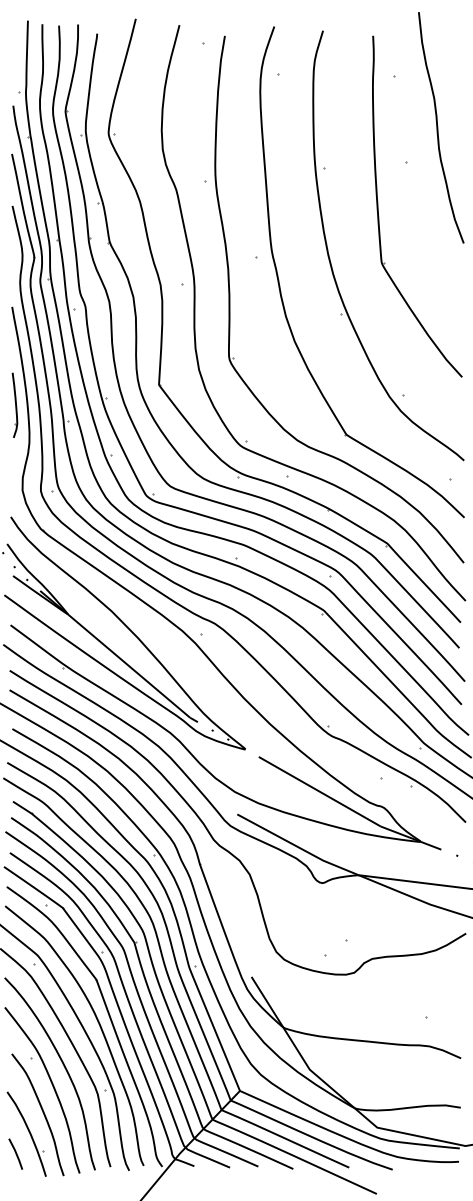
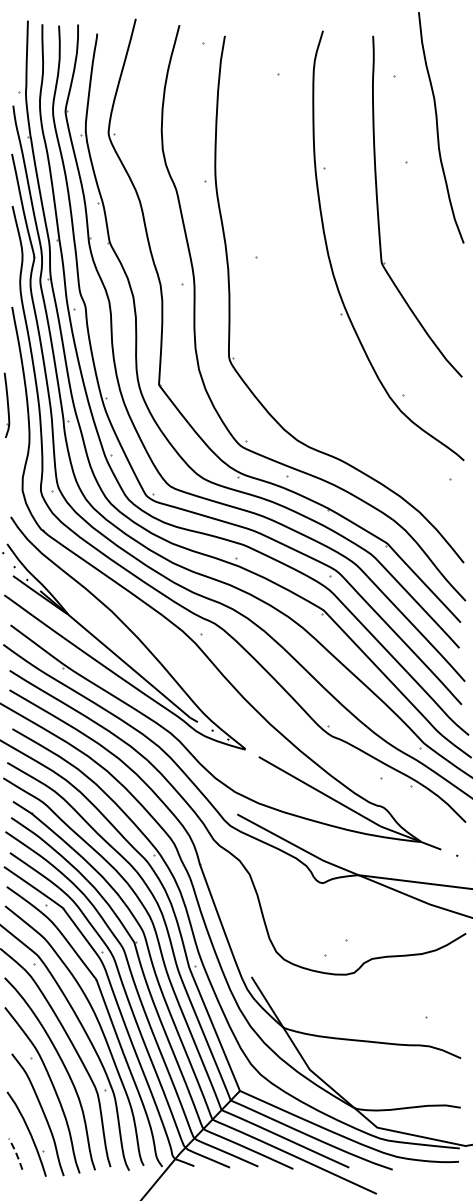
part: present -> none (280, 285)
part position: (14, 404) -> (6, 404) (6, 404)
line: solid -> dashed (16, 1153)
